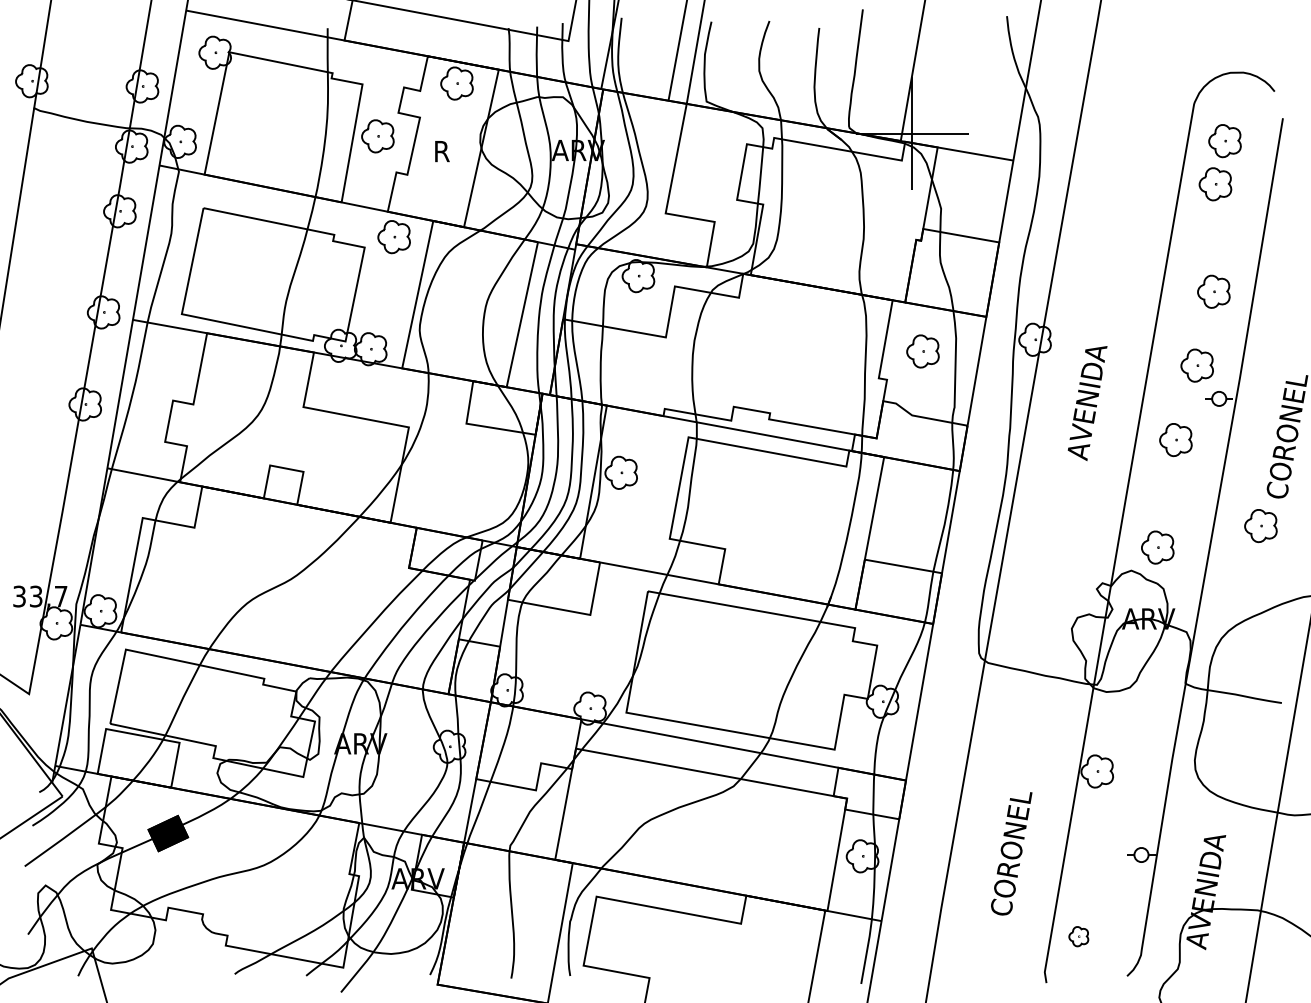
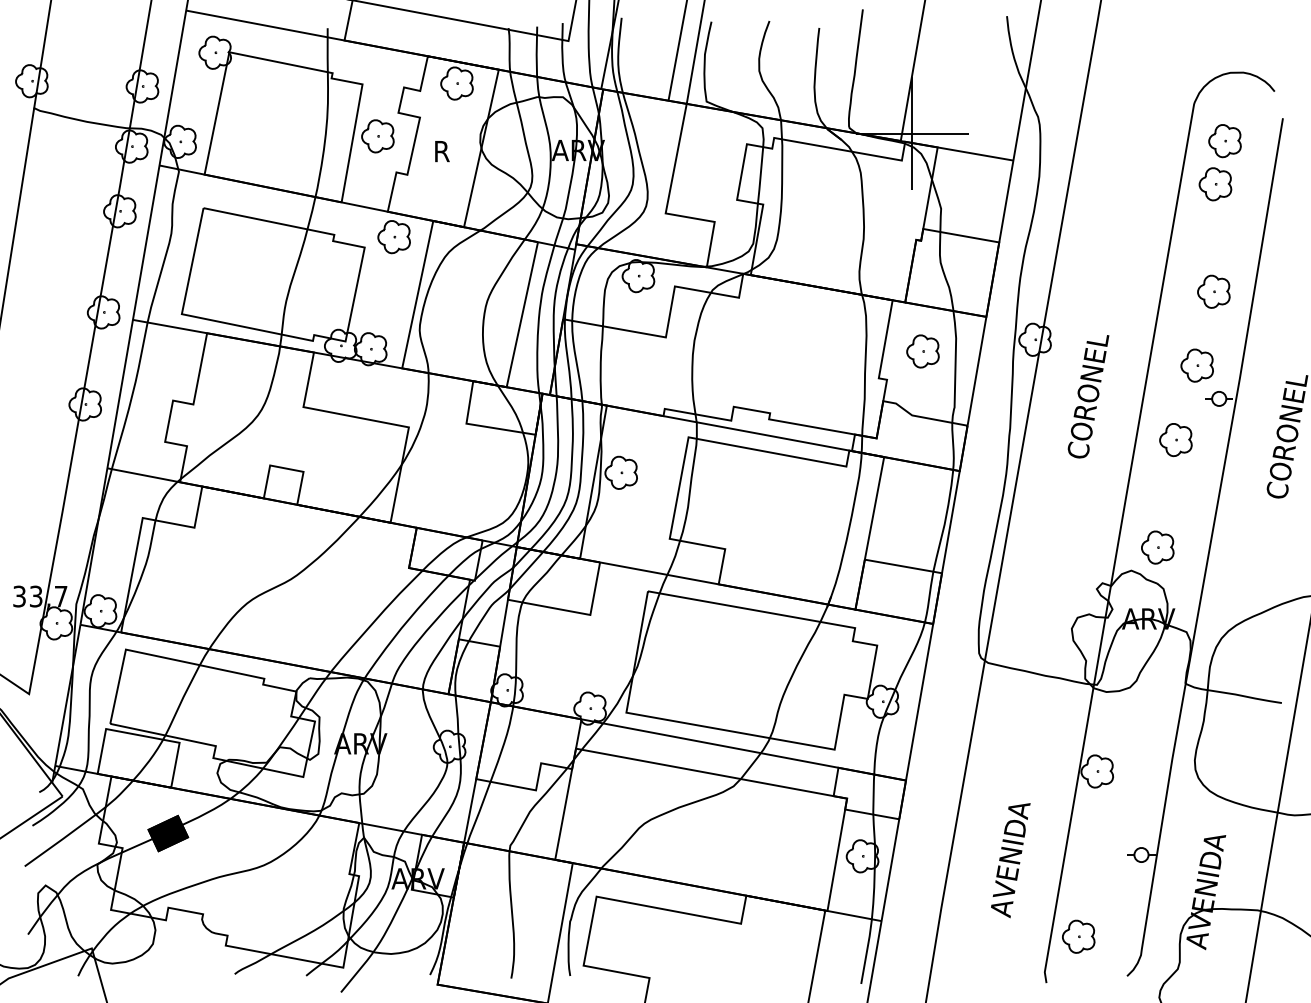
text: AVENIDA -> CORONEL (1088, 398)
part: present -> none (1260, 526)
text: CORONEL -> AVENIDA (1011, 855)
part size: 22x22 px -> 34x35 px (1078, 936)
